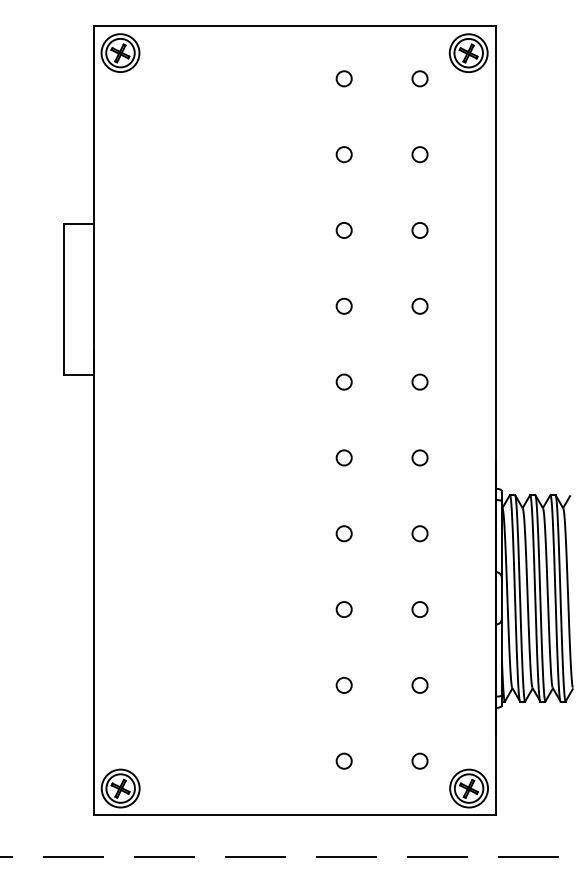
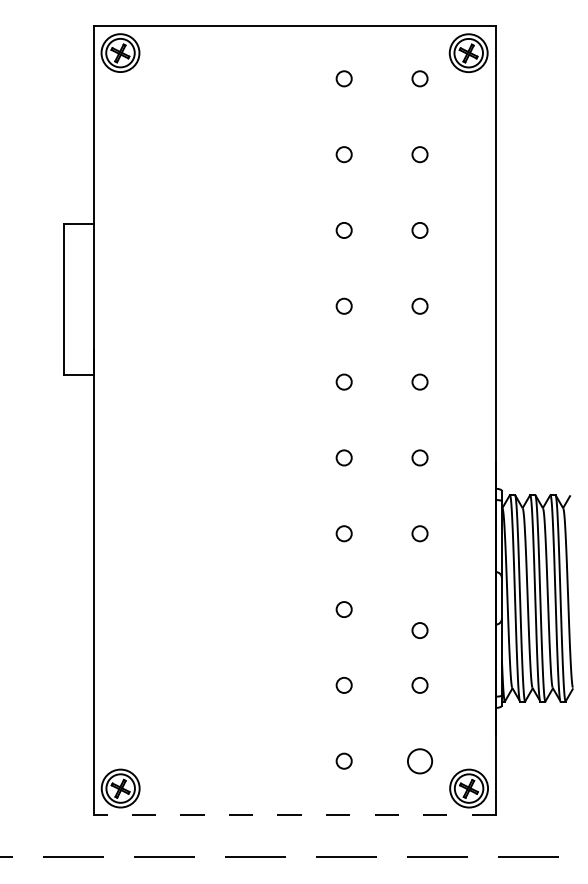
circle position: (419, 609) -> (419, 630) (419, 630)
circle size: 18x18 px -> 26x27 px (419, 761)
line: solid -> dashed (294, 815)
